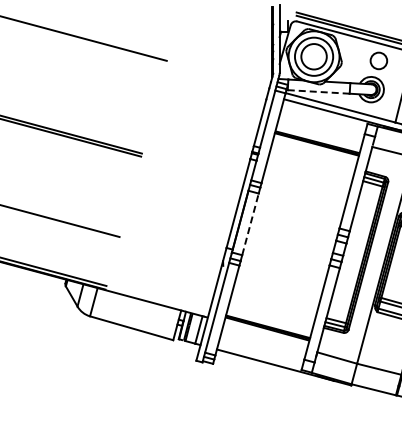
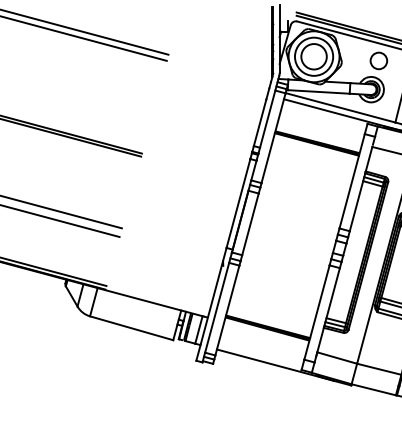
line: none -> present (85, 32)
line: dashed -> solid (319, 91)
line: none -> present (61, 212)
line: dashed -> solid (250, 224)
